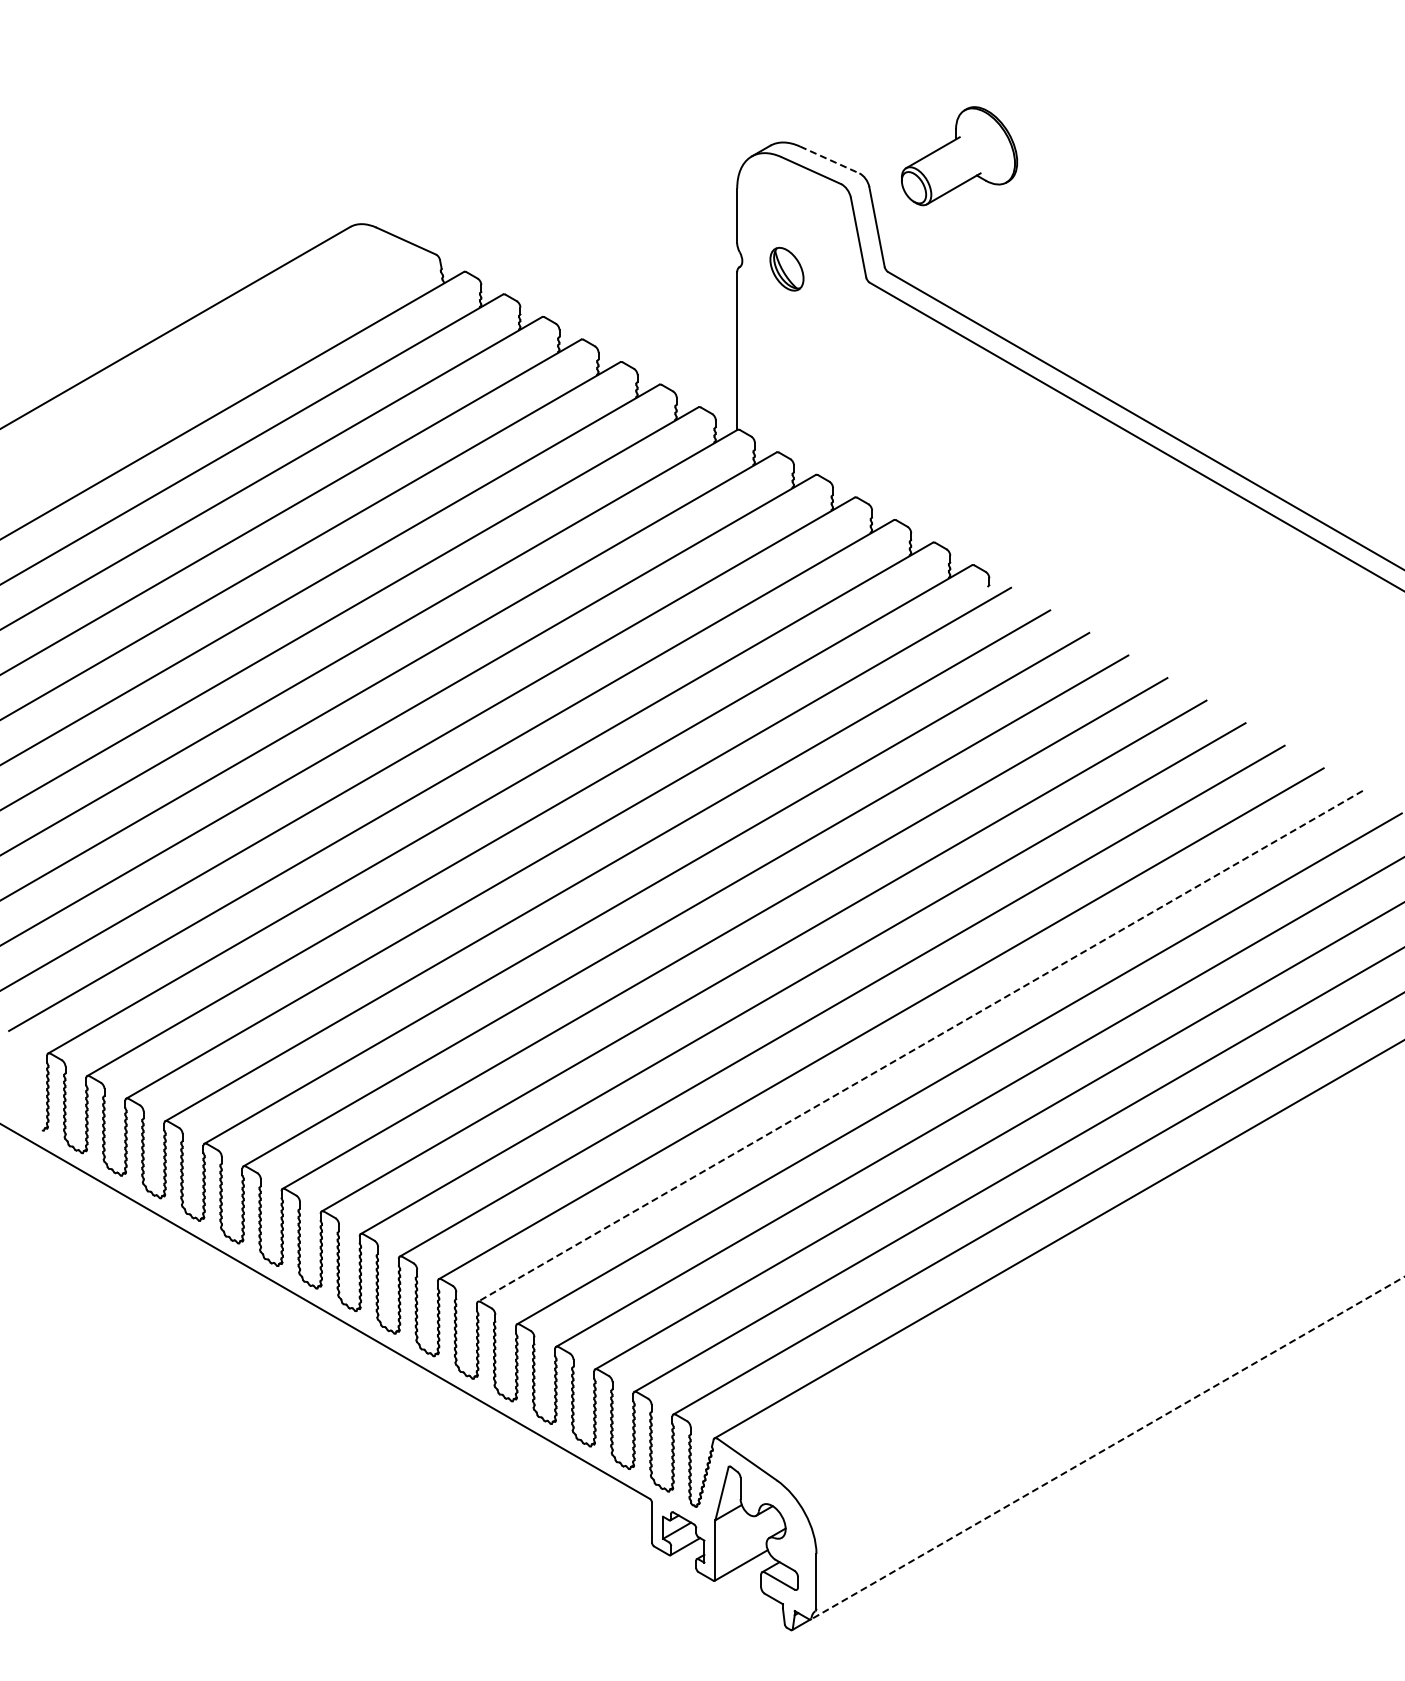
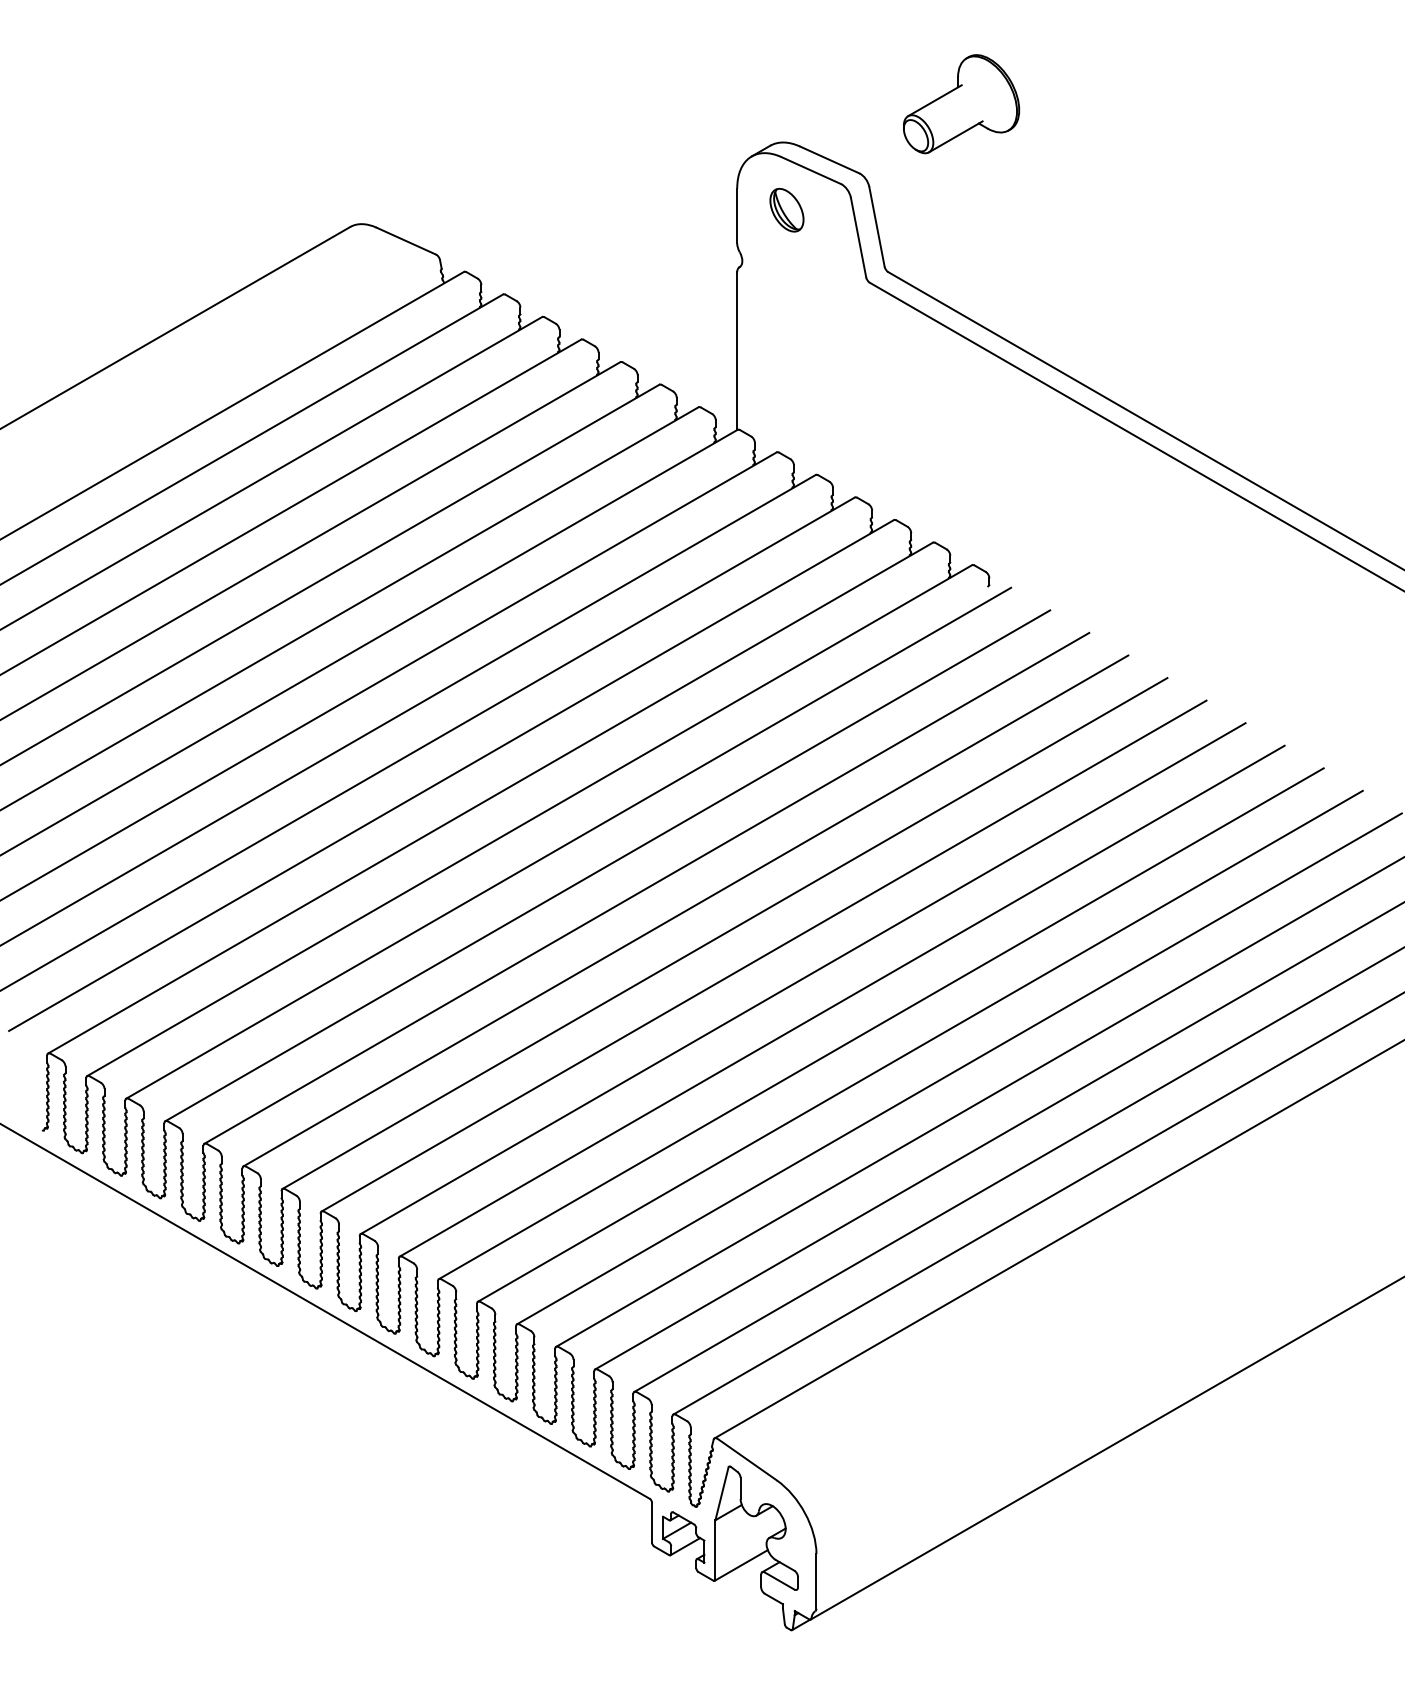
part position: (959, 156) -> (961, 104) (961, 104)
line: dashed -> solid (829, 159)
part position: (786, 268) -> (786, 209) (786, 209)
line: dashed -> solid (920, 1046)
line: dashed -> solid (1107, 1448)
